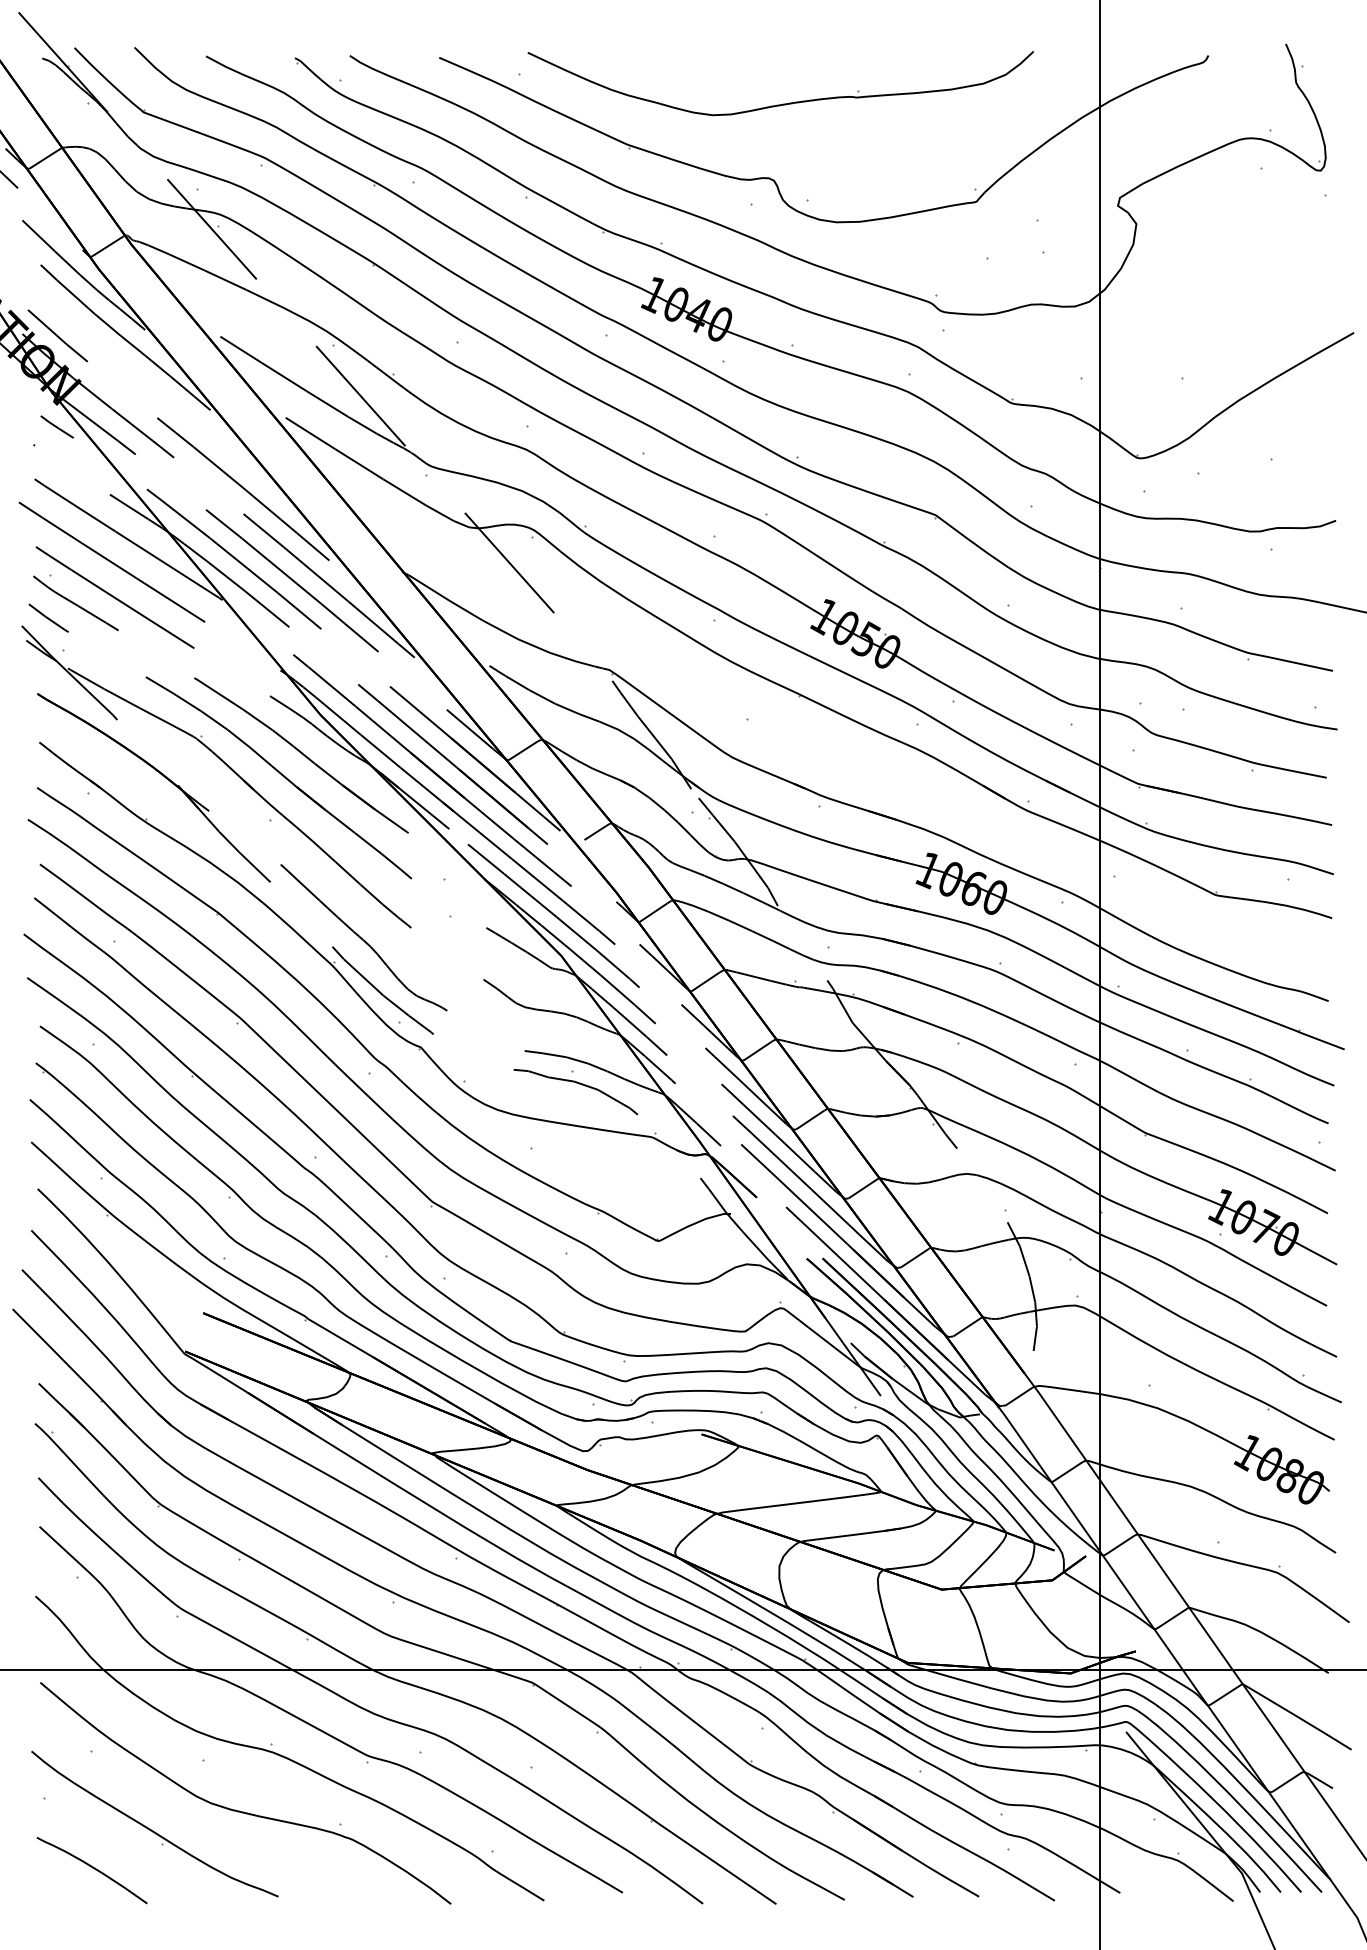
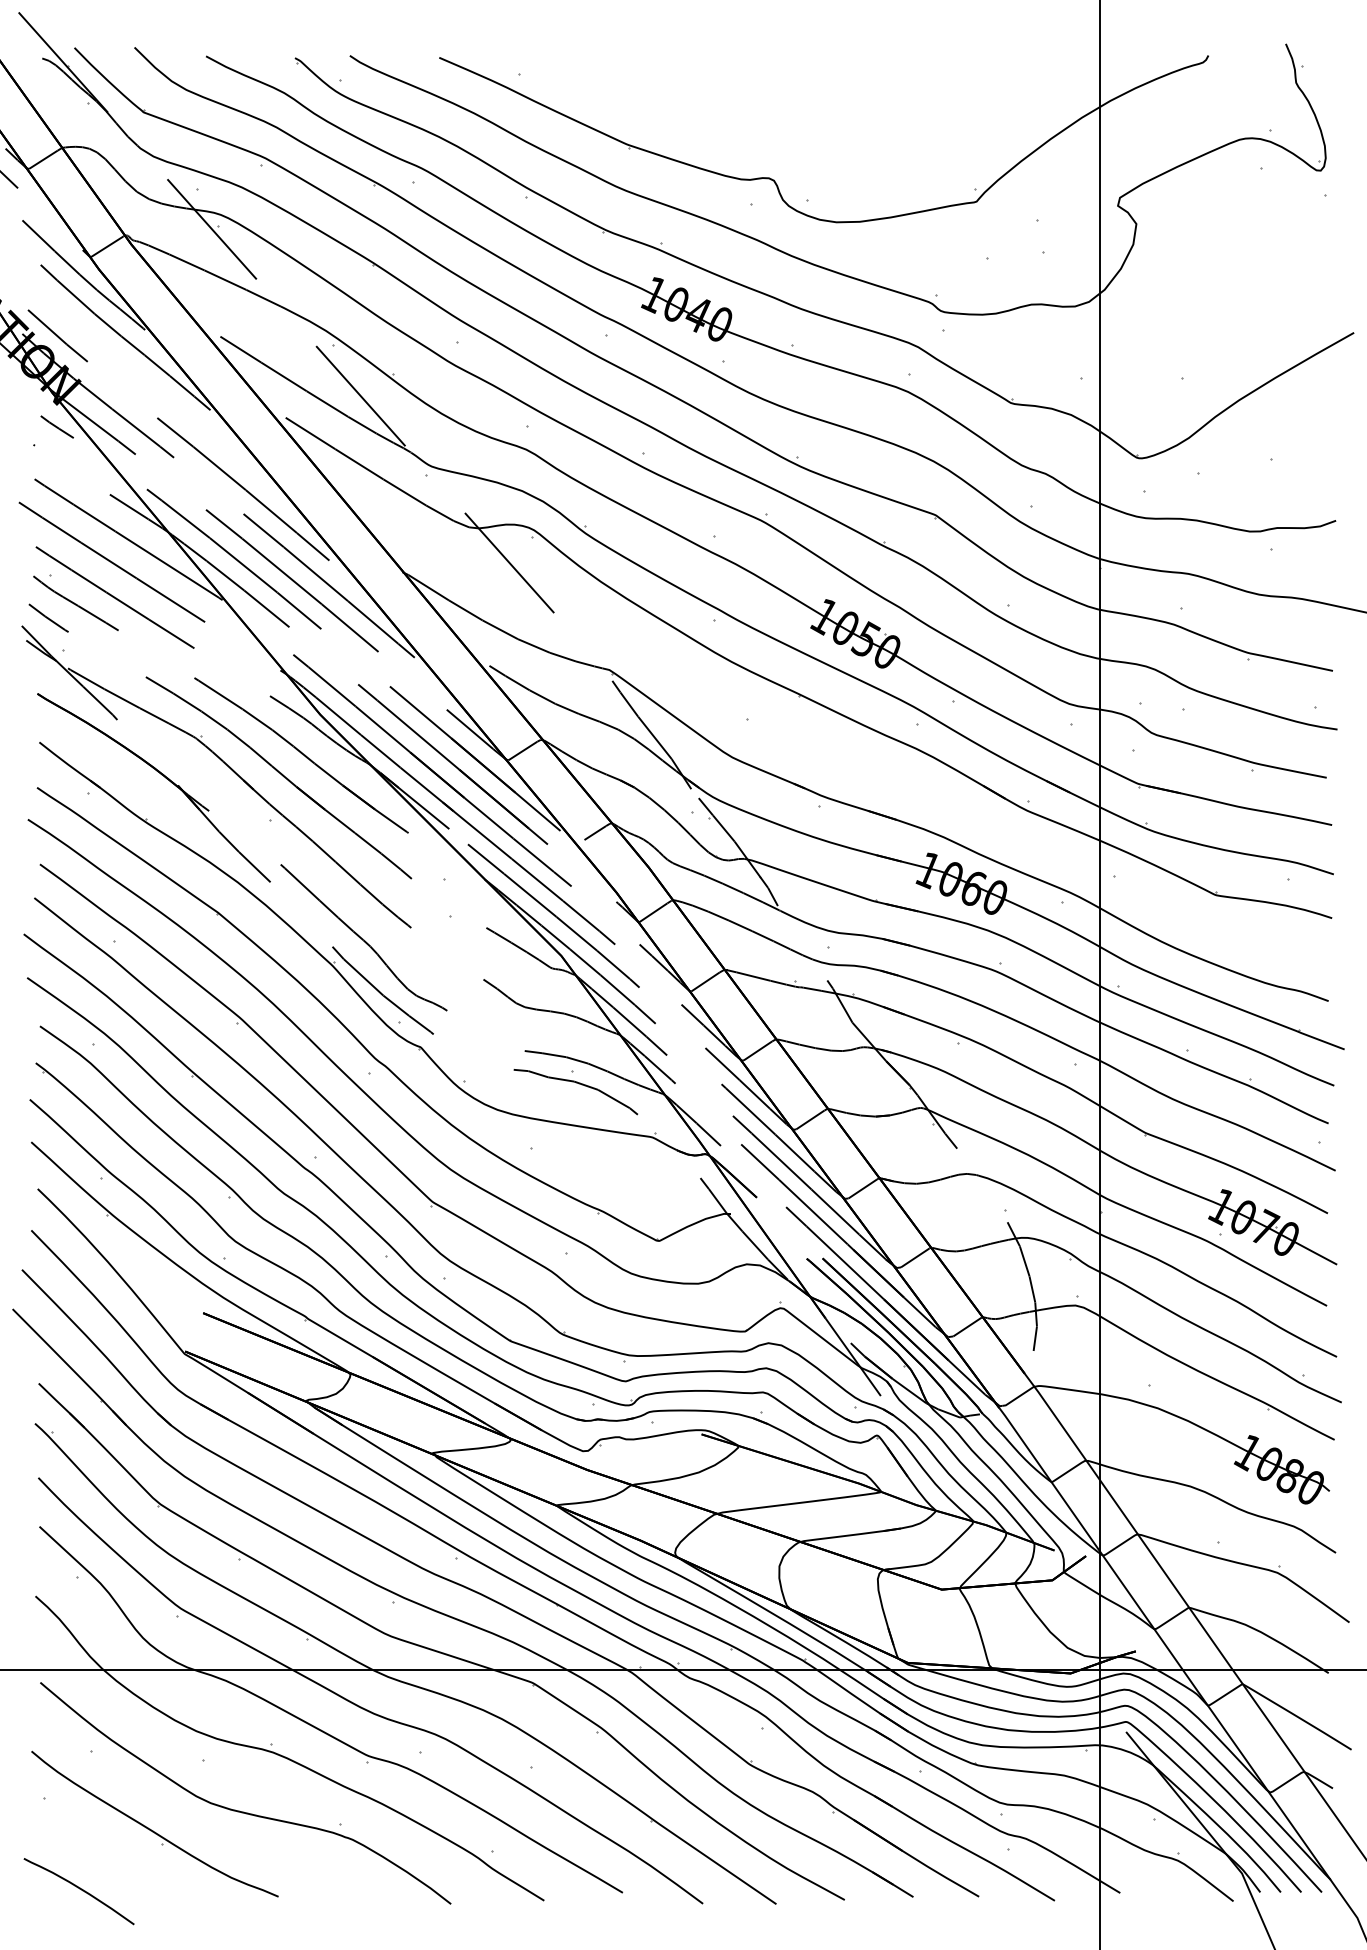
part: present -> none (783, 103)
curve position: (92, 1868) -> (79, 1889) (79, 1889)
